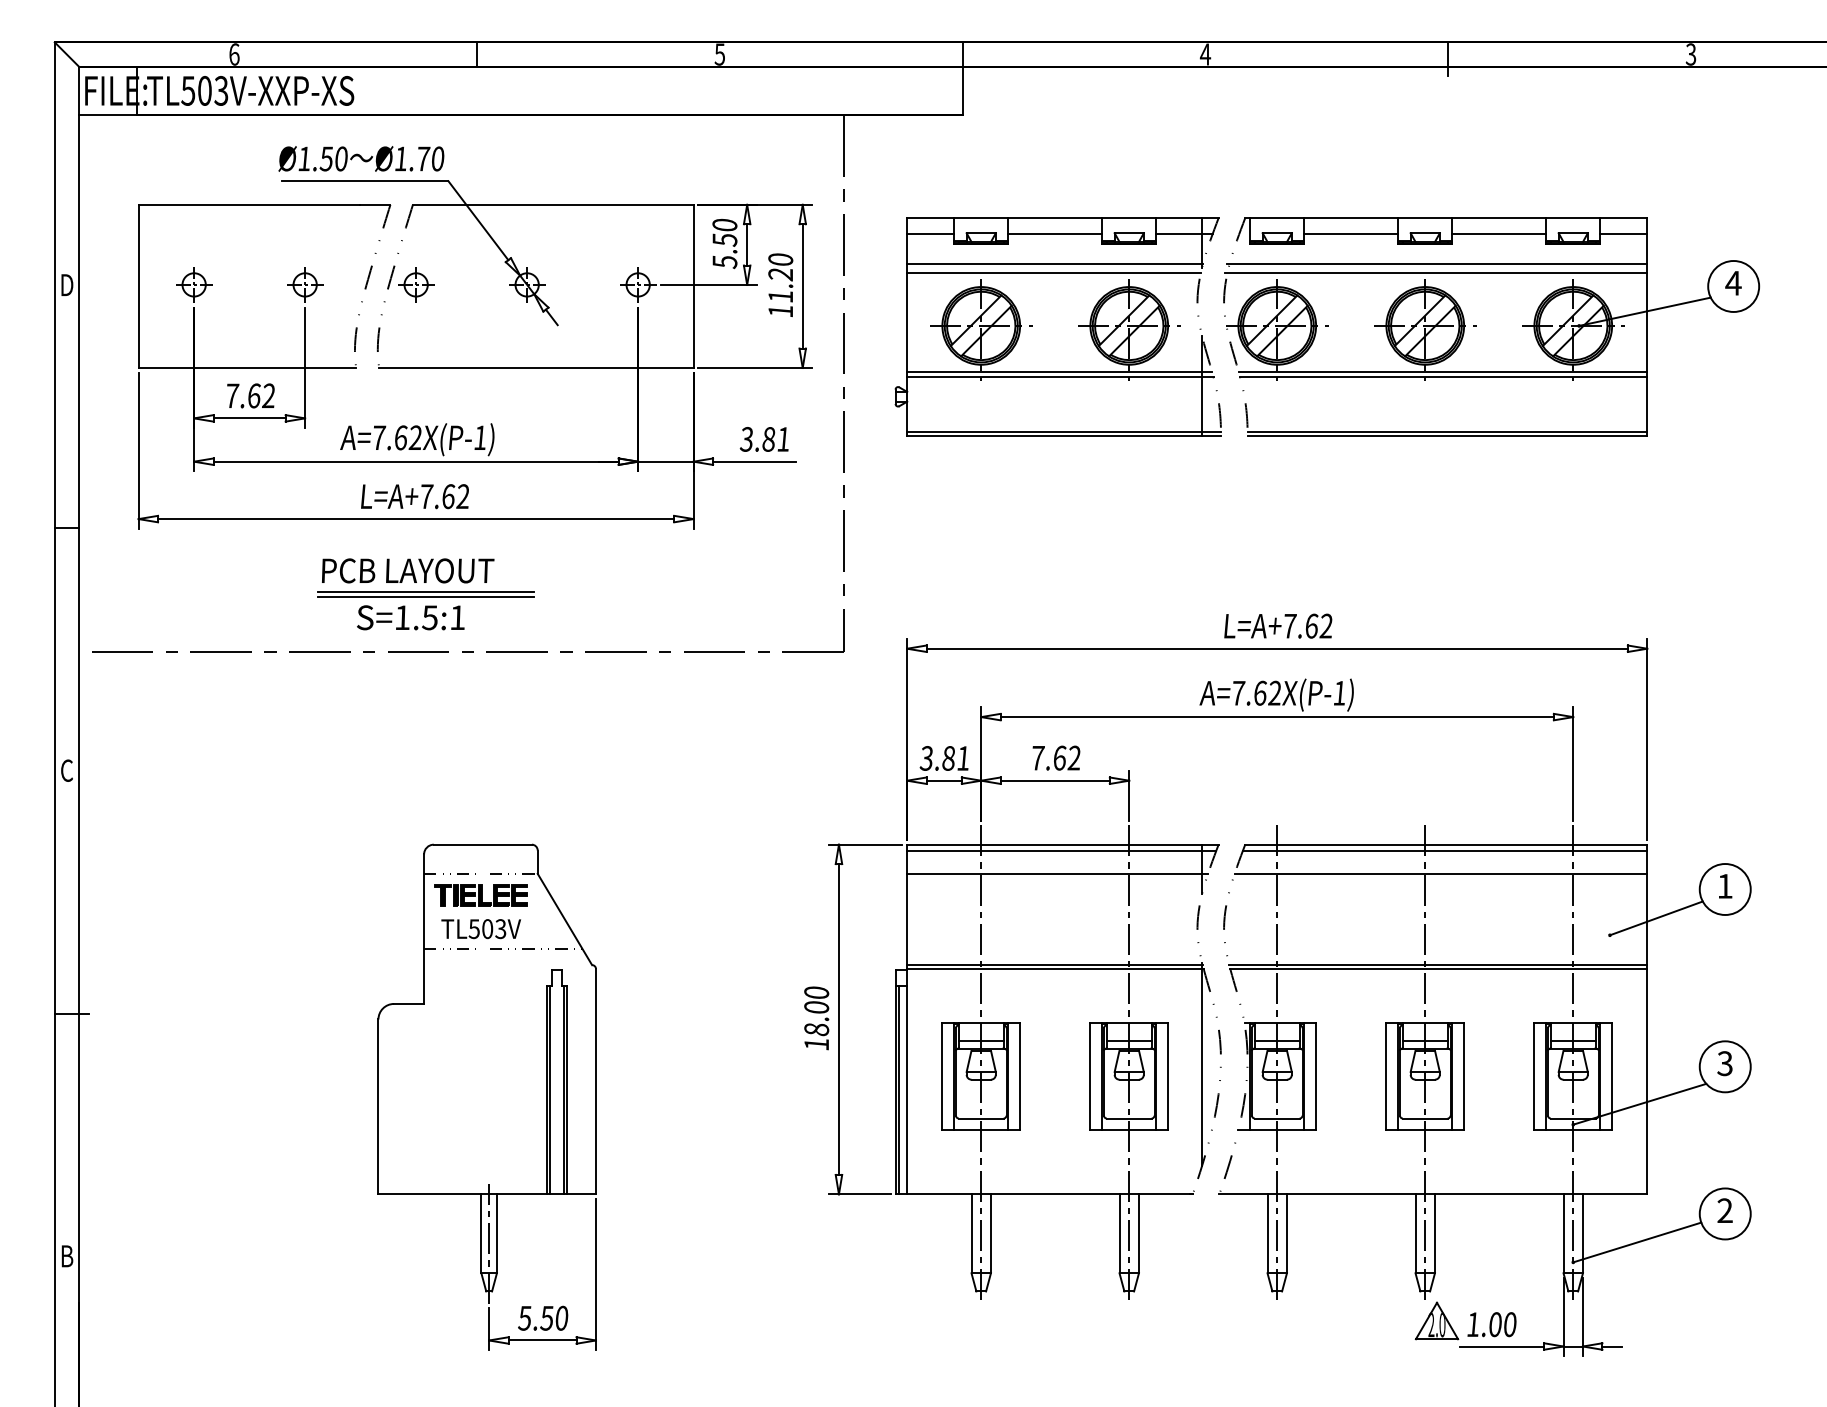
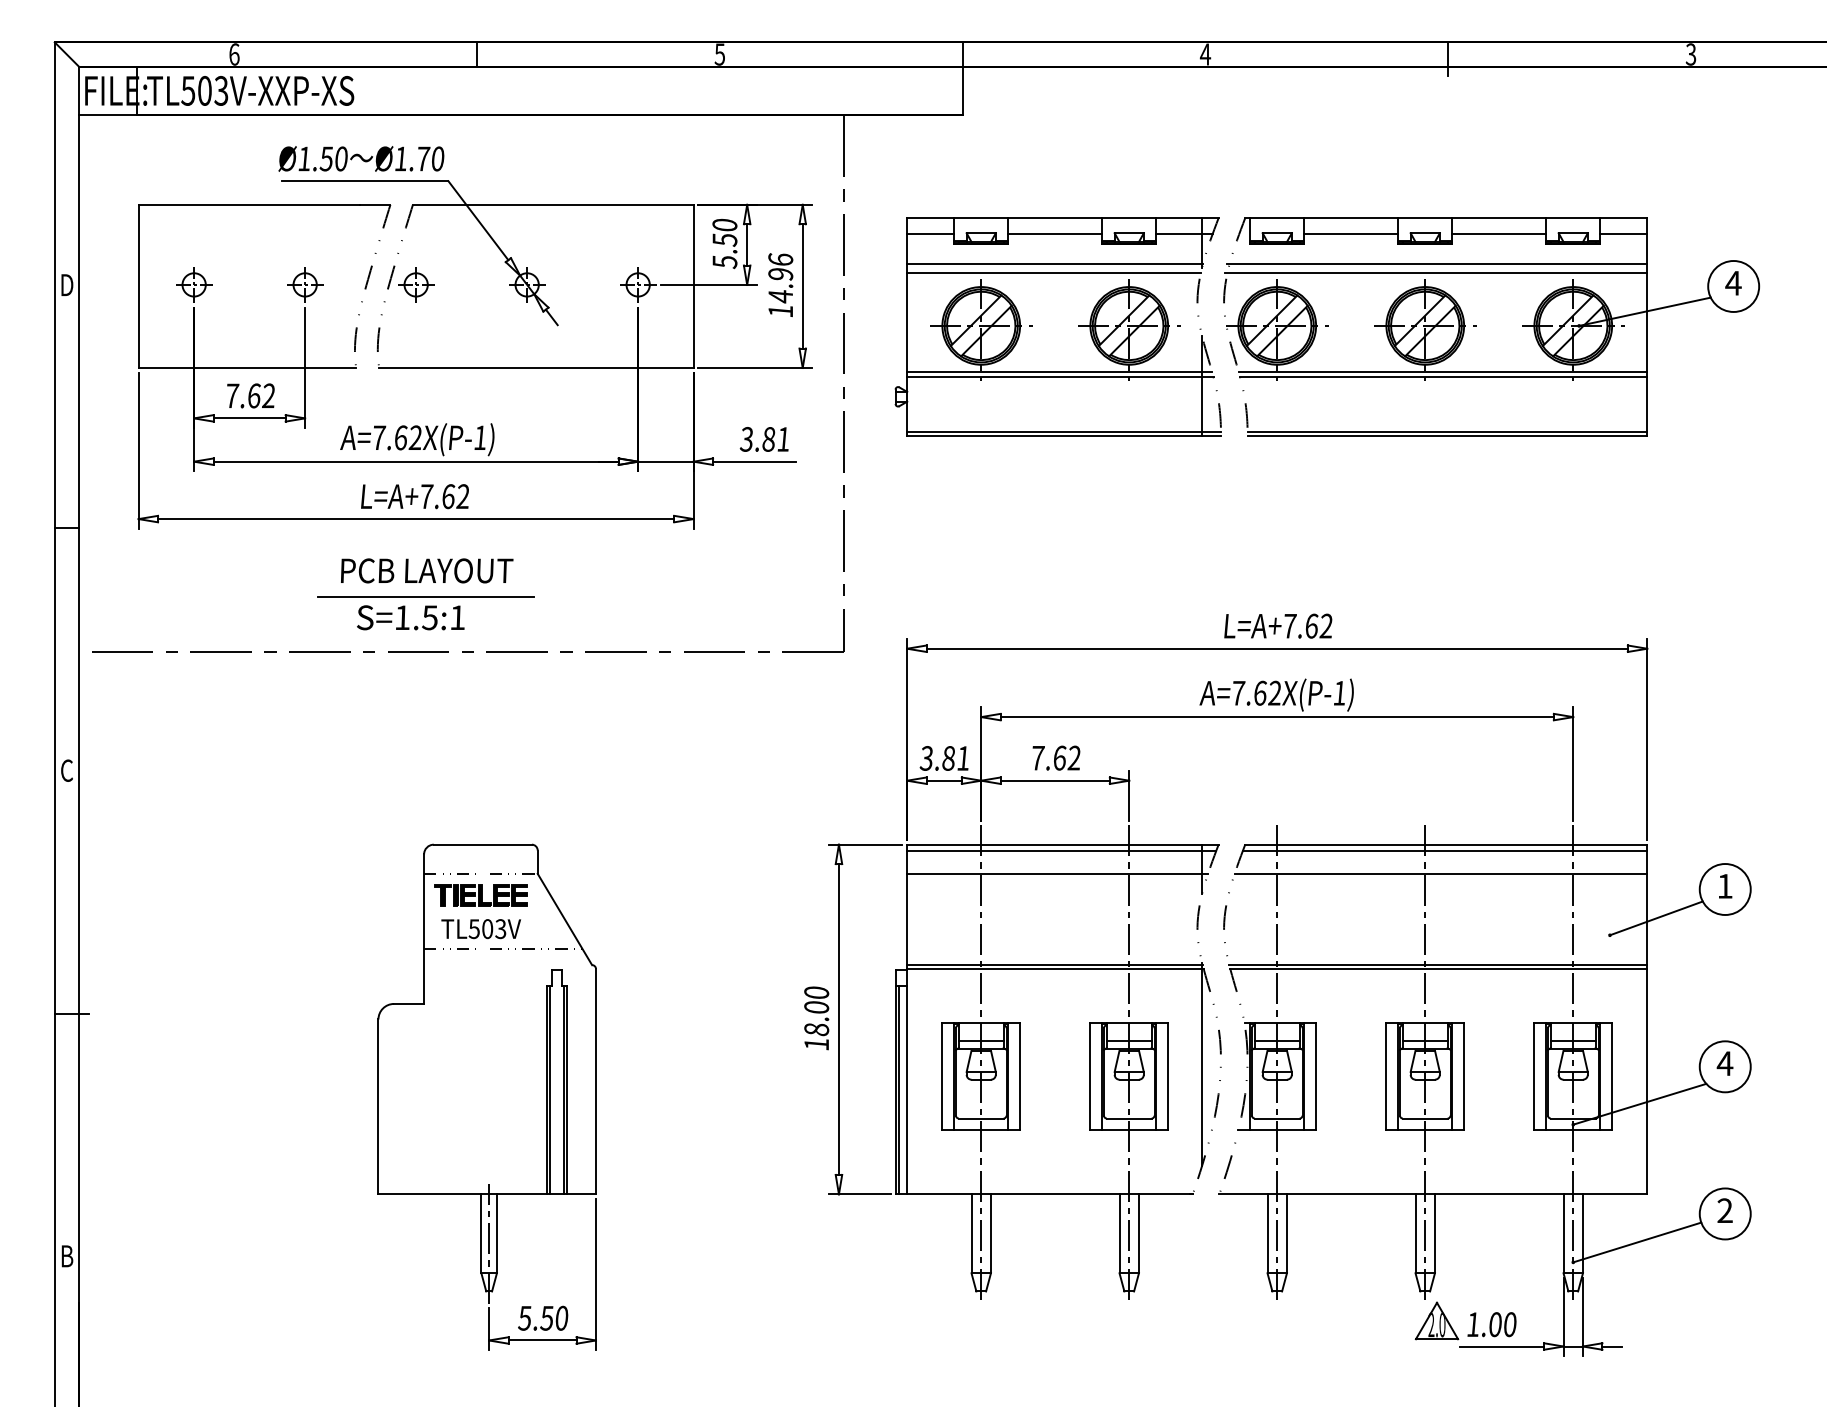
text: 11.20 -> 14.96 (780, 278)
text position: (408, 570) -> (427, 570) (427, 570)
line: present -> none (425, 592)
text: 3 -> 4 (1724, 1063)
